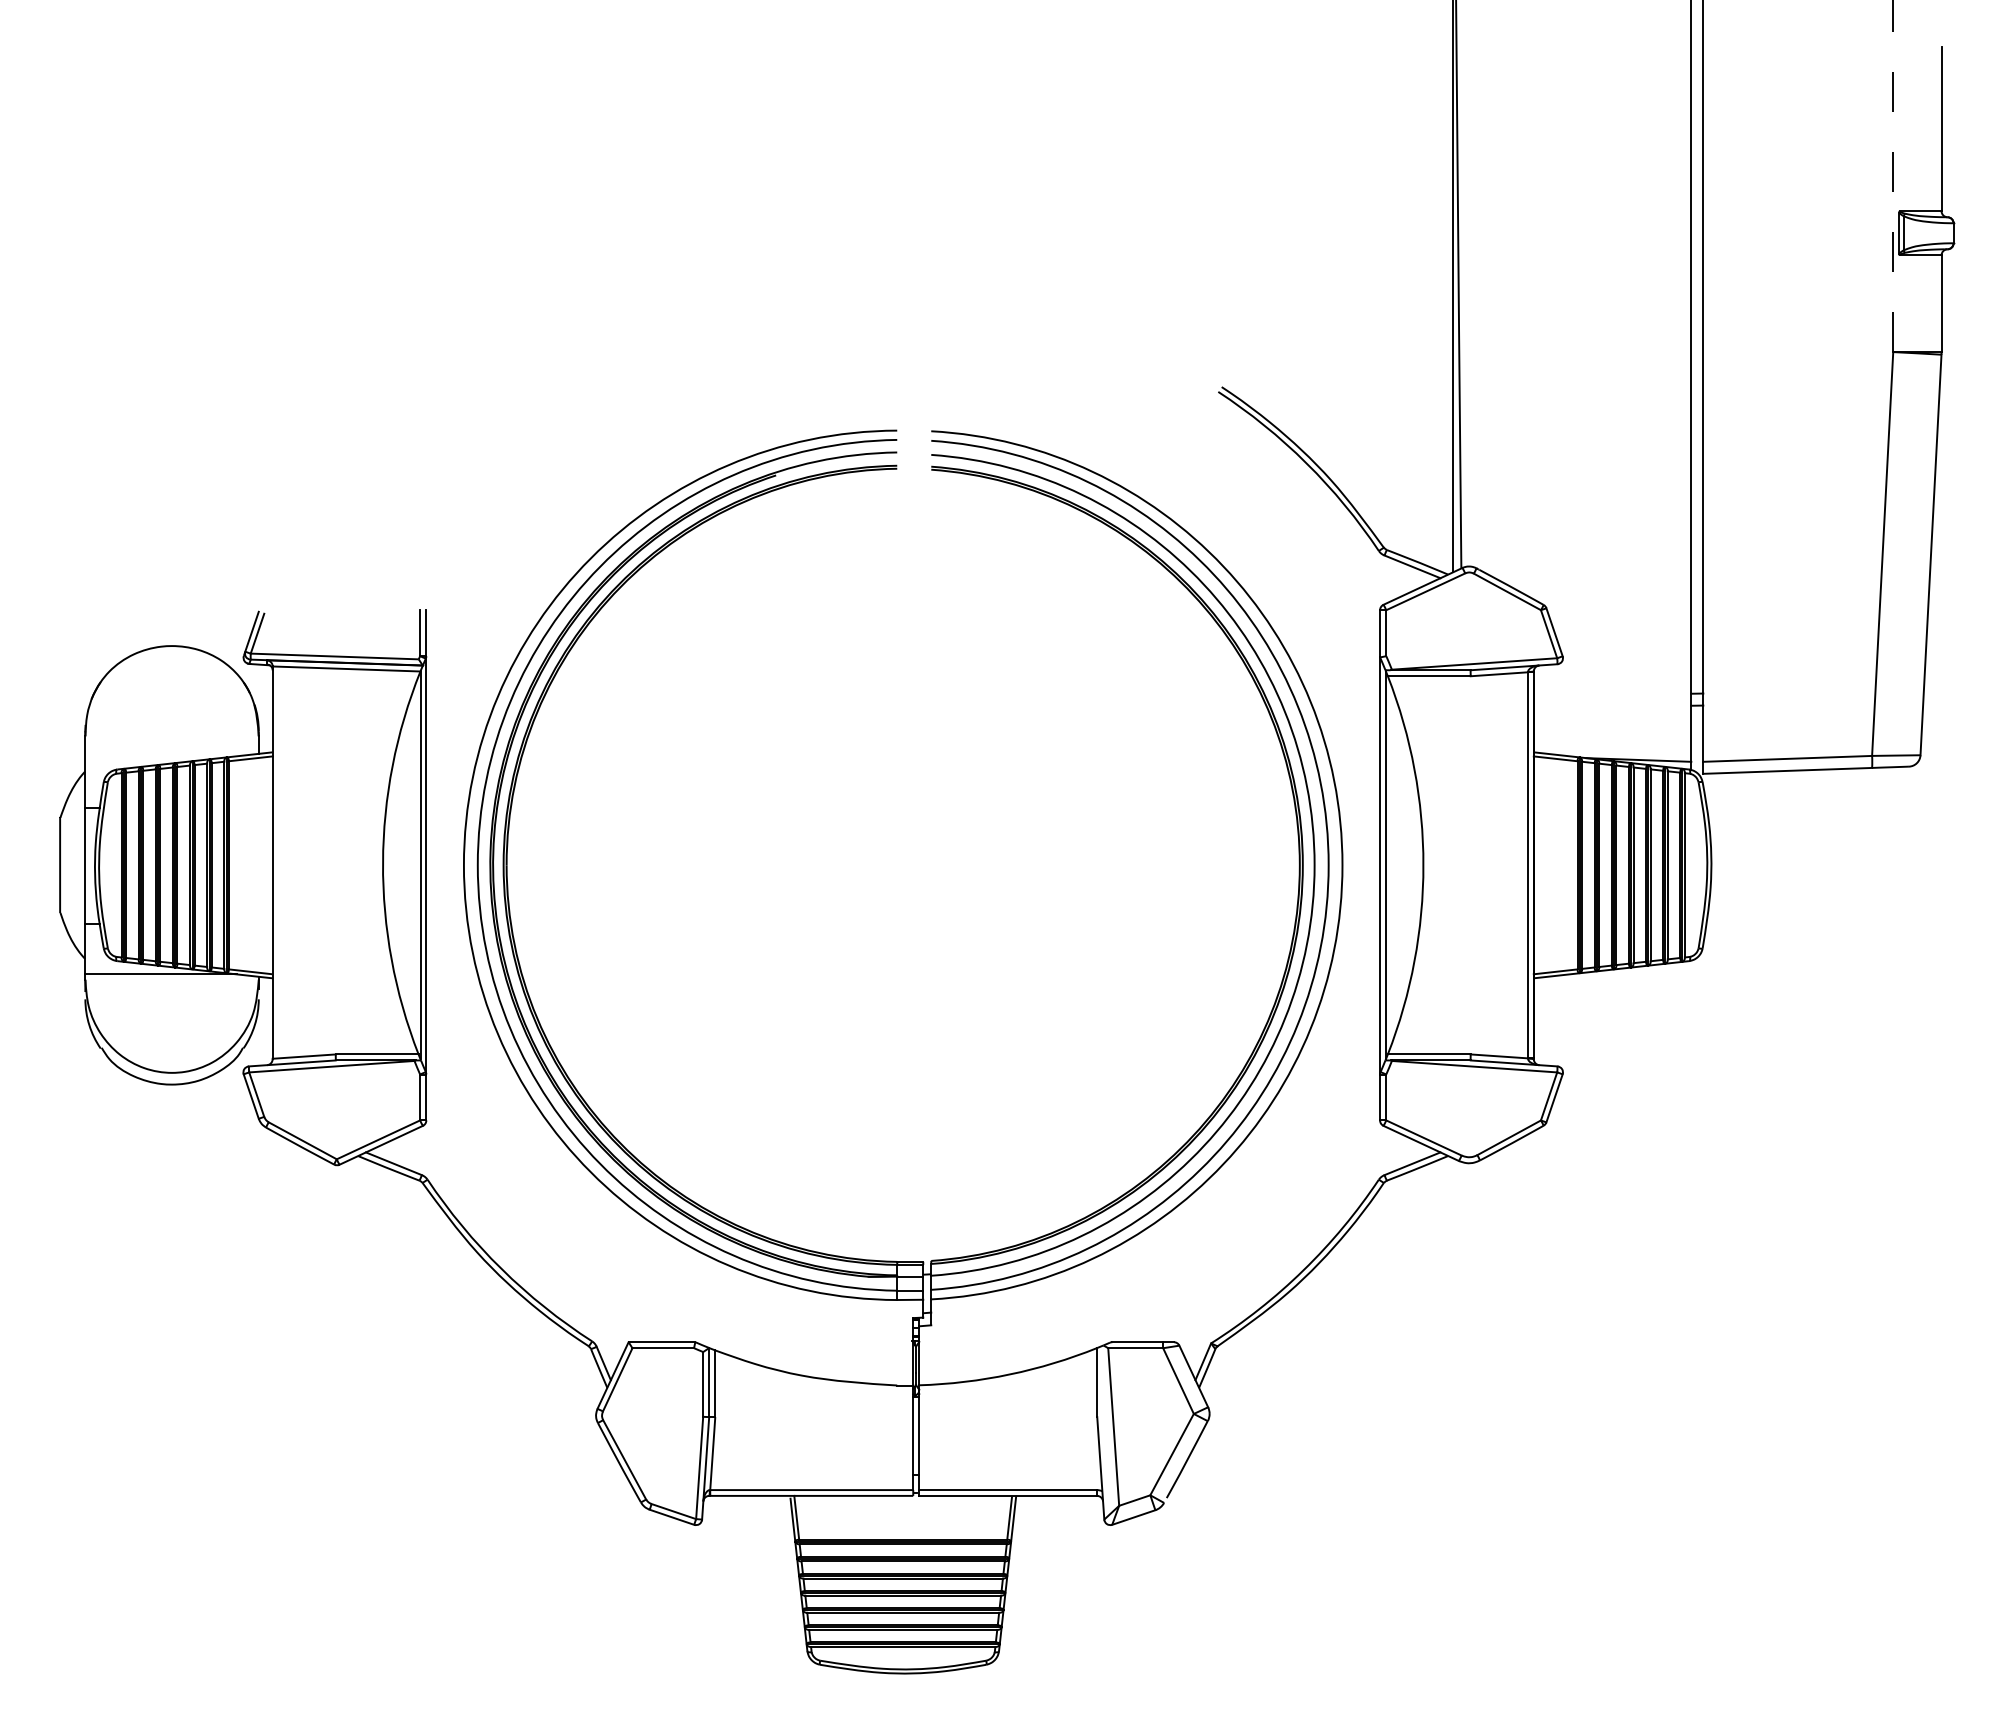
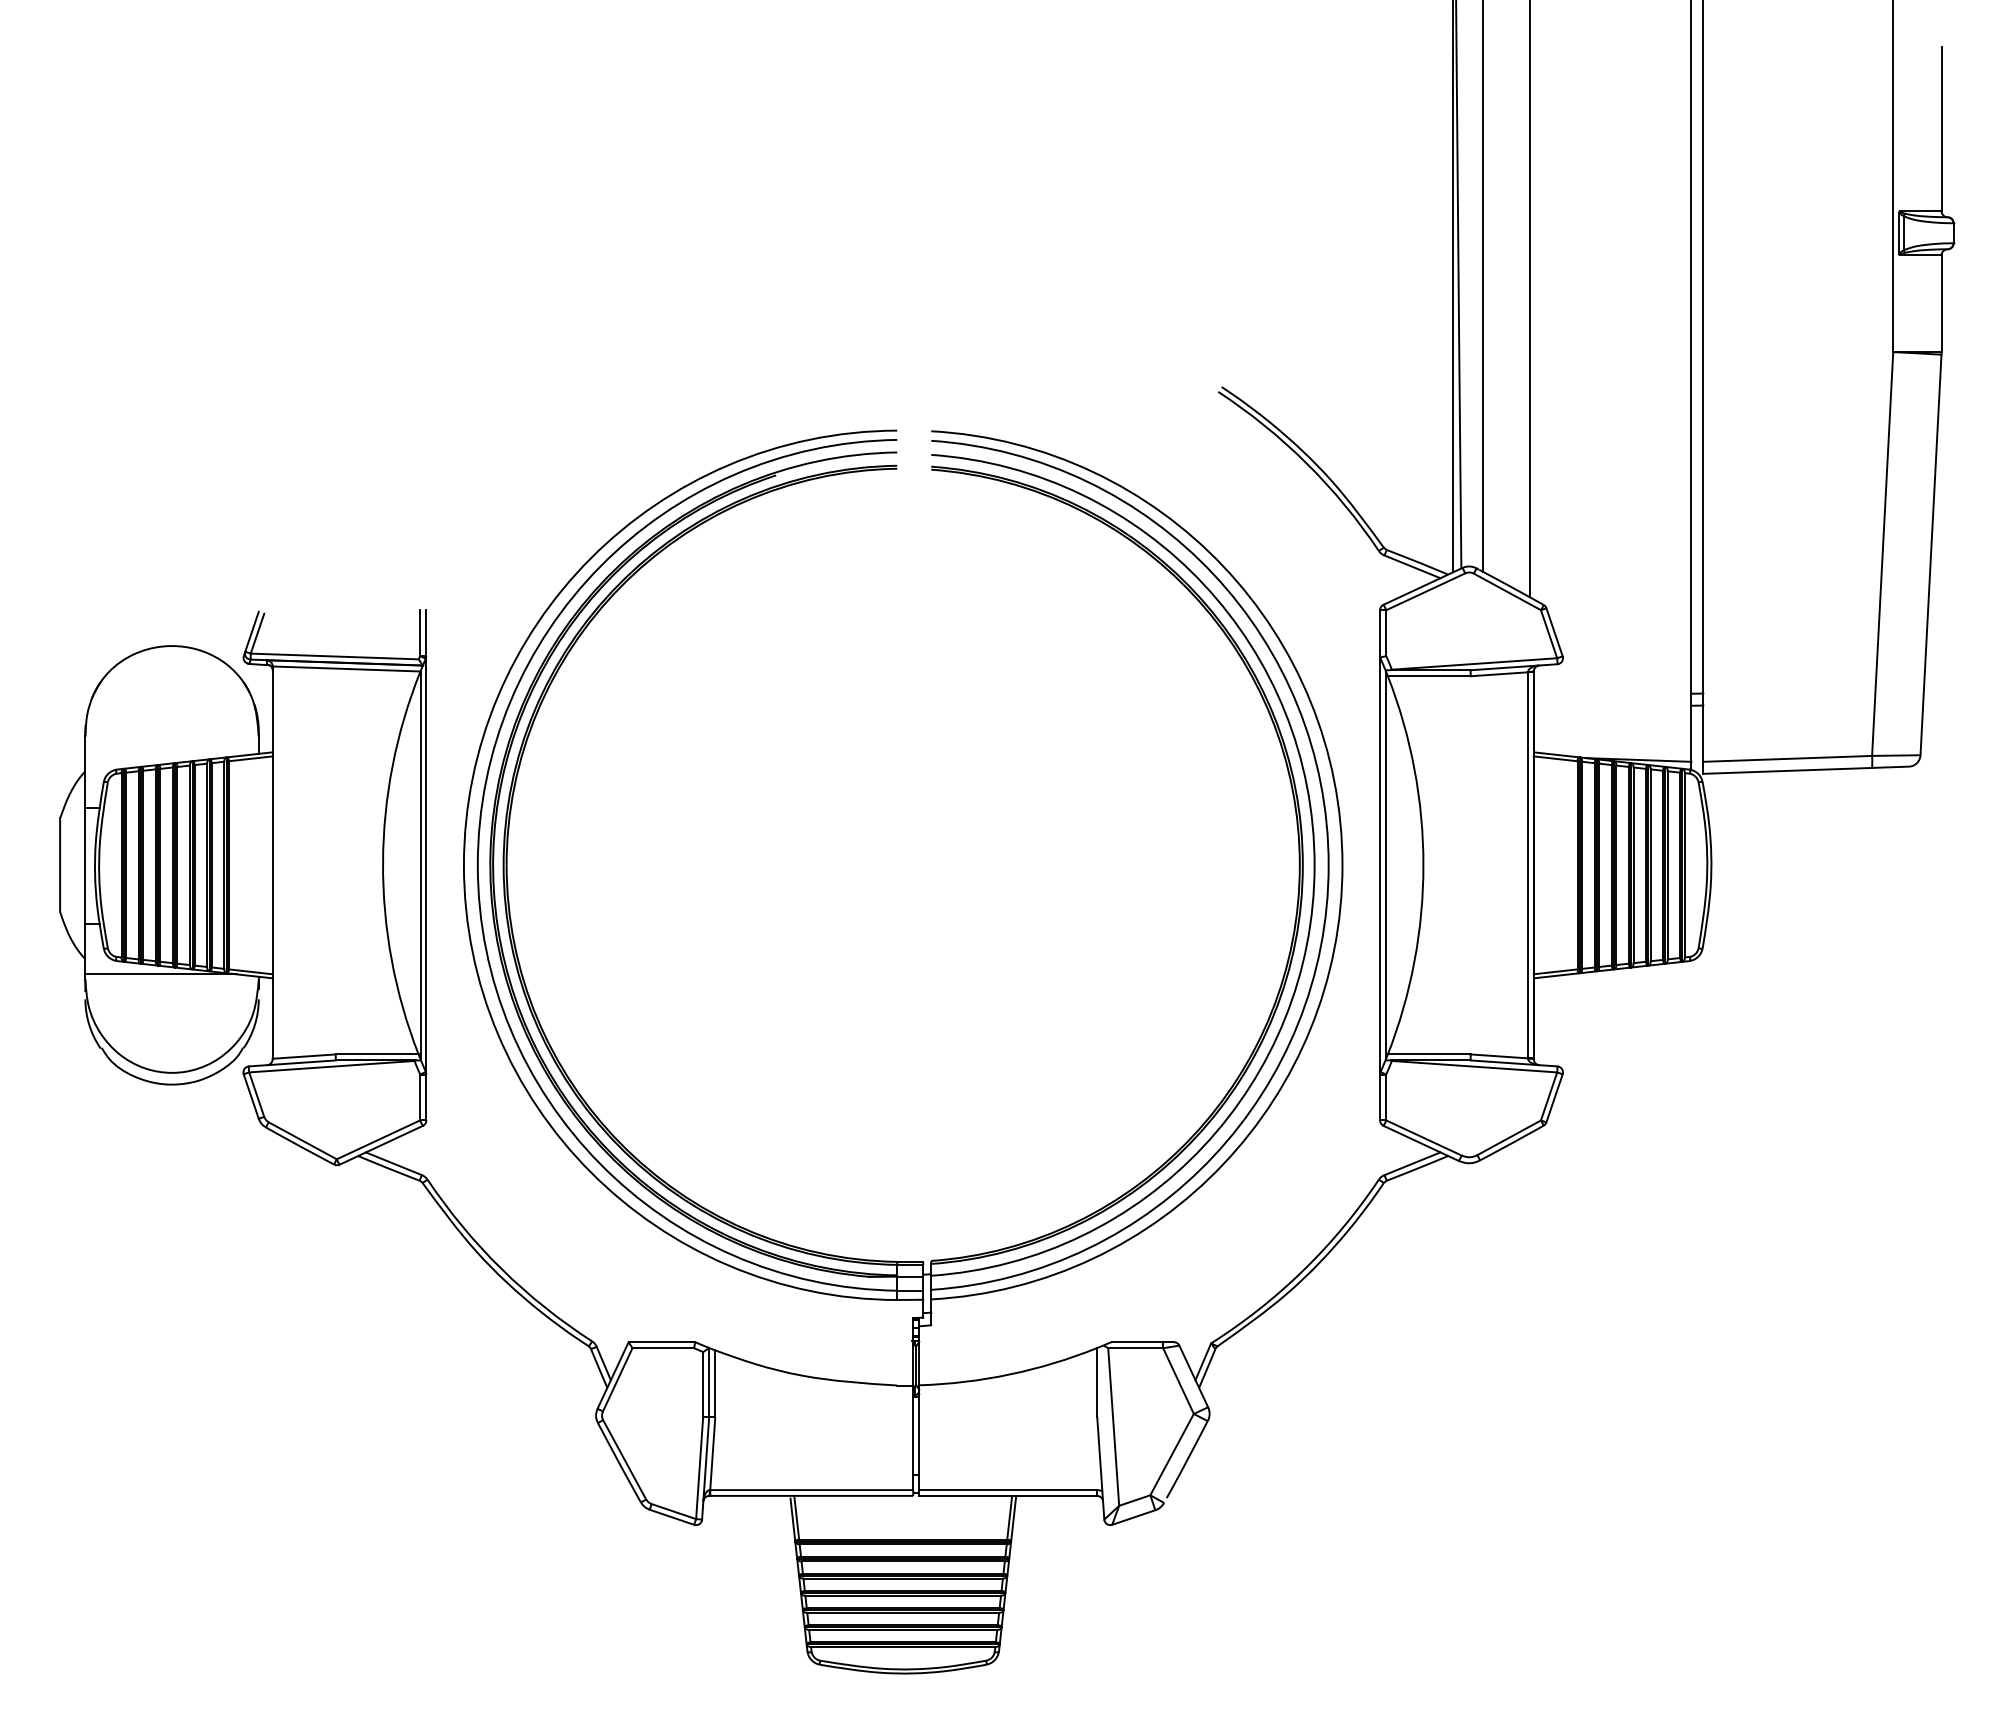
line: dashed -> solid (1893, 176)
line: none -> present (1483, 286)
line: none -> present (1529, 299)
